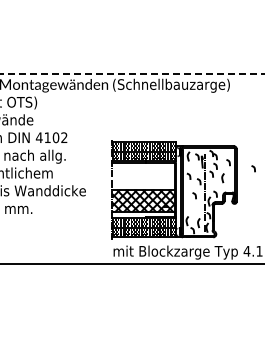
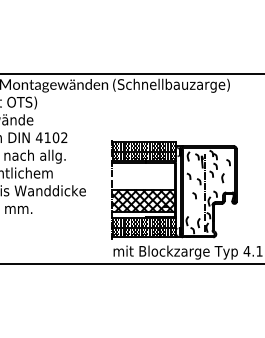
line: dashed -> solid (132, 74)
curve: present -> none (253, 168)
